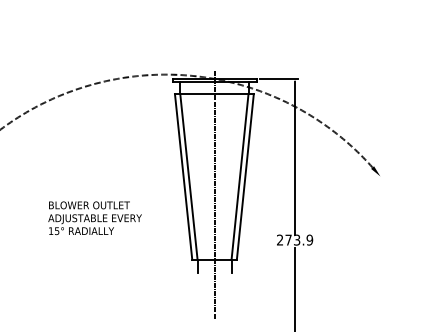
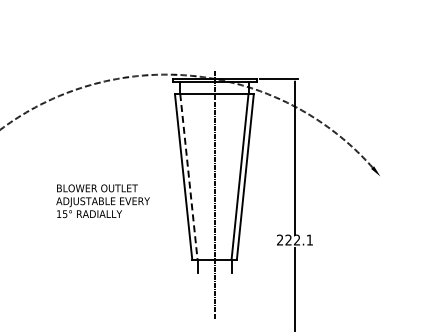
line: solid -> dashed (188, 177)
text position: (94, 218) -> (102, 201) (102, 201)
text: 273.9 -> 222.1 (299, 239)
